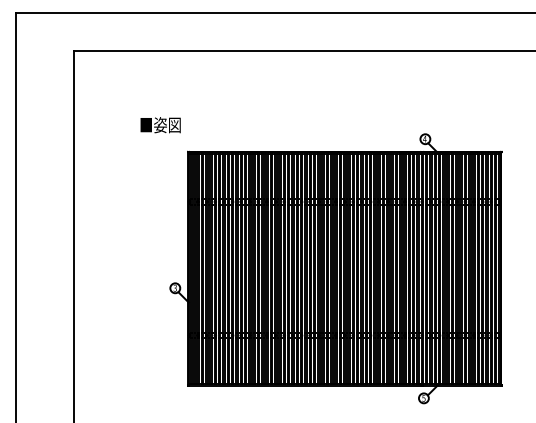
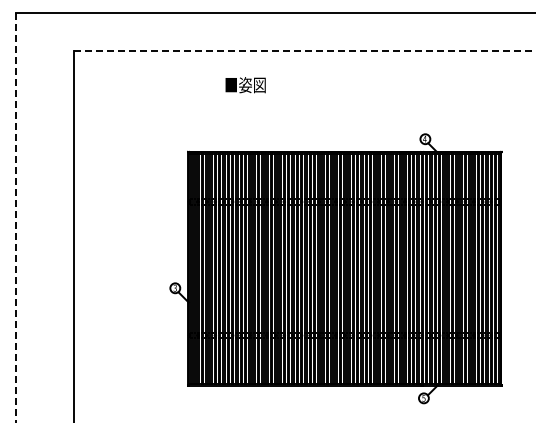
line: solid -> dashed (304, 50)
text position: (160, 125) -> (245, 85) (245, 85)
line: solid -> dashed (16, 217)
